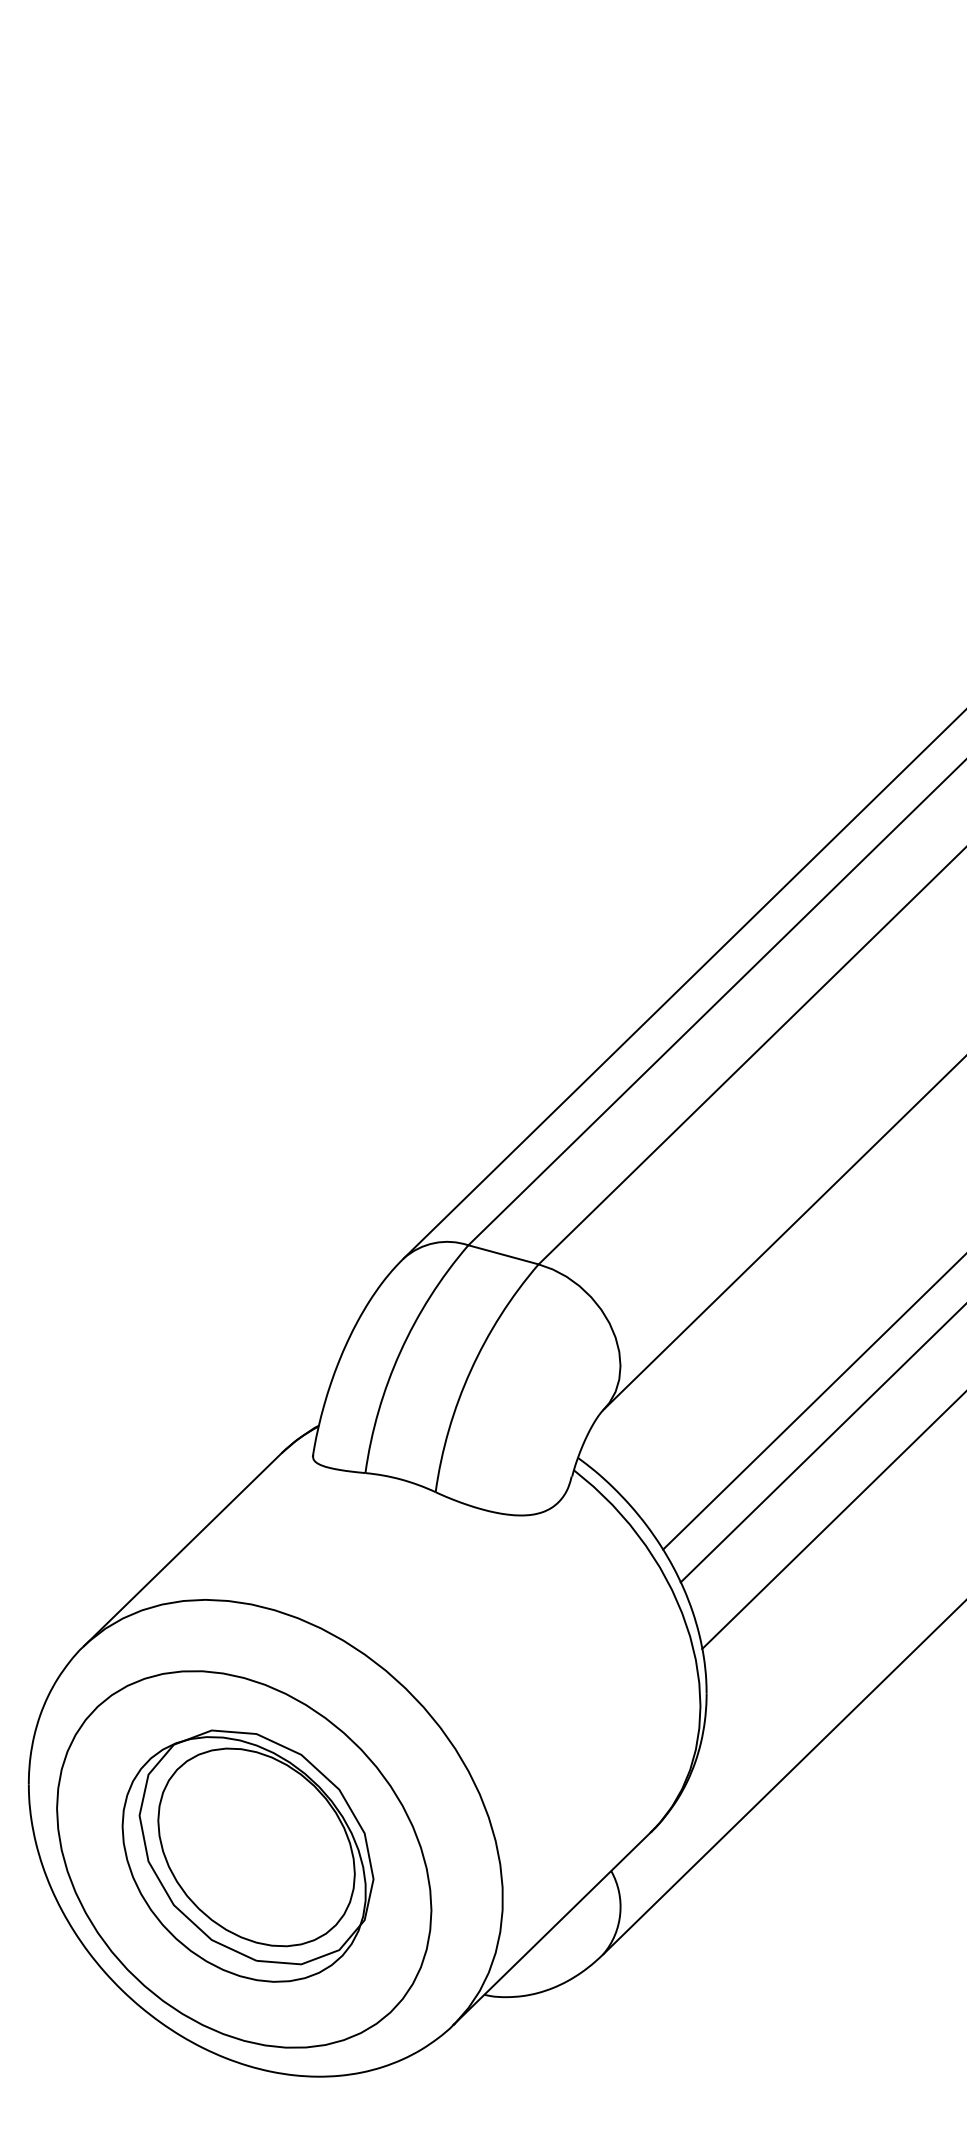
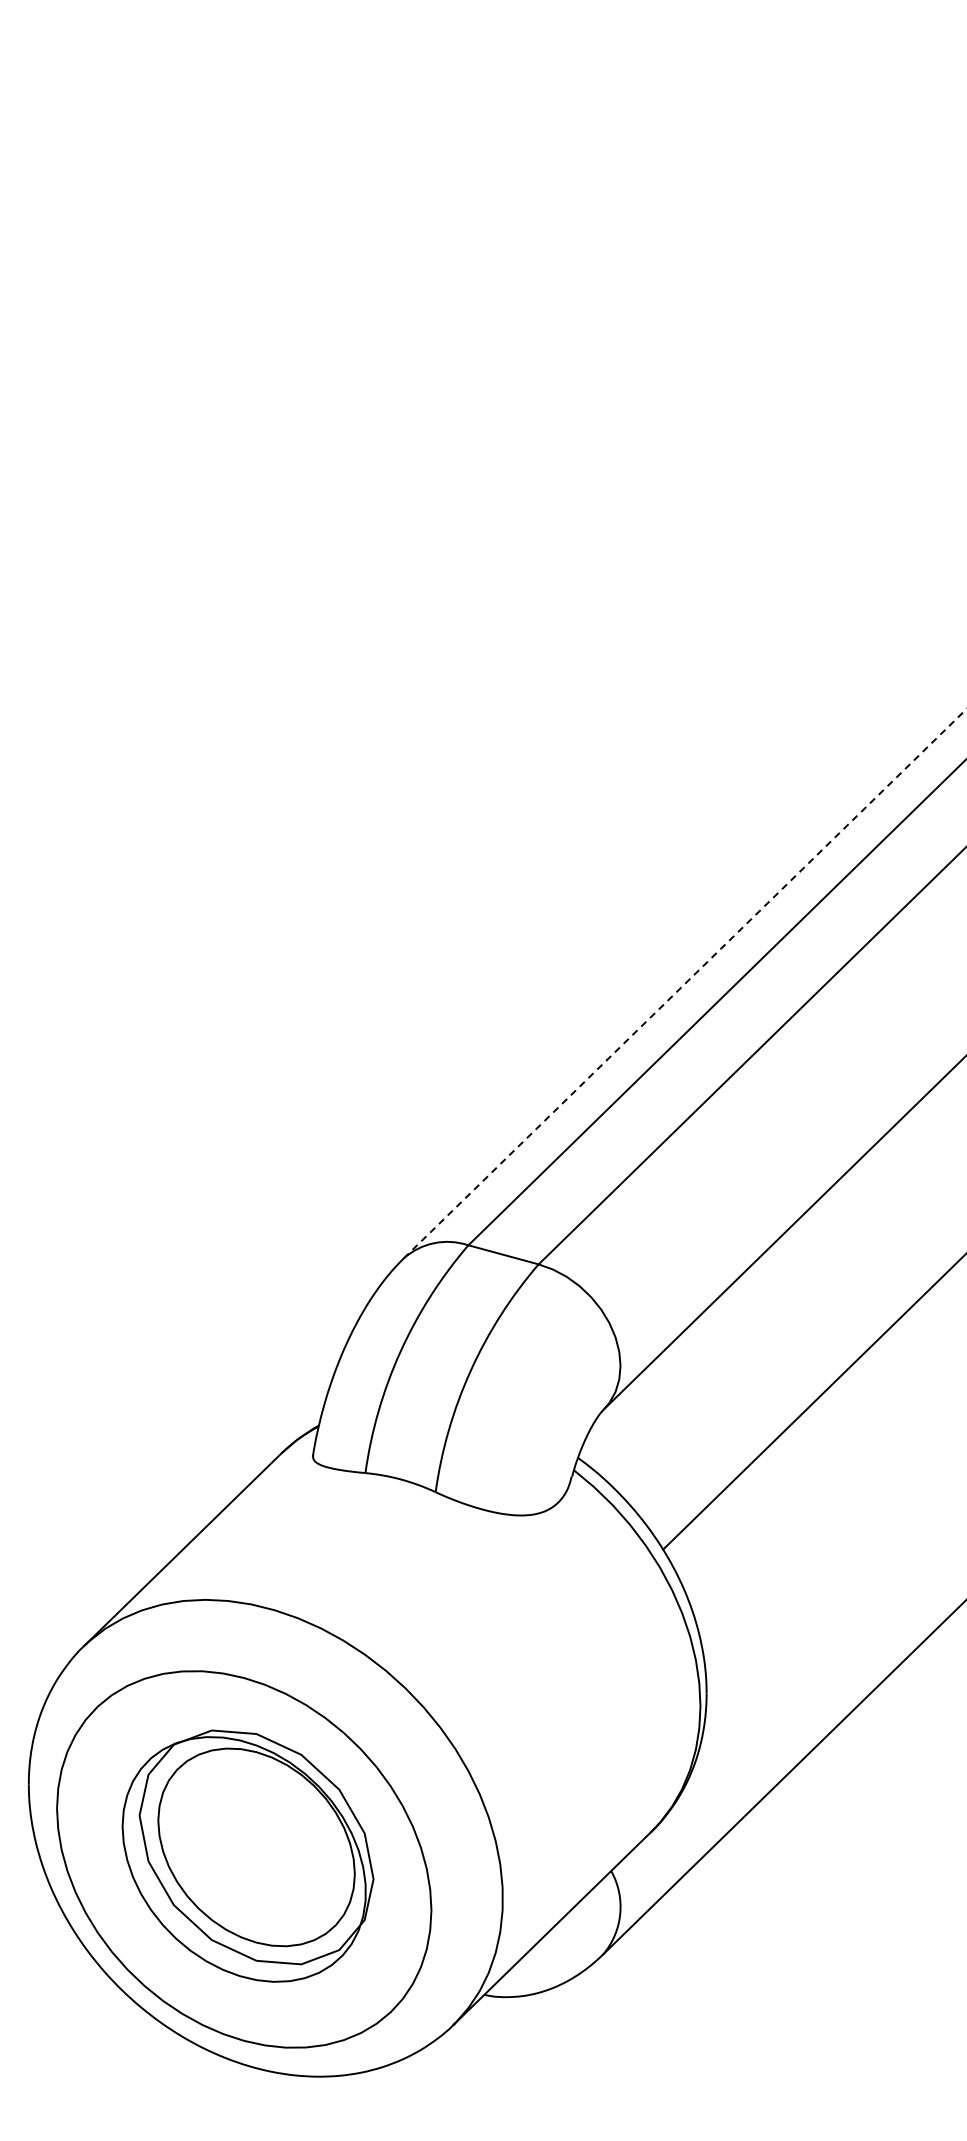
line: solid -> dashed (685, 983)
line: present -> none (821, 1444)
line: present -> none (832, 1521)
